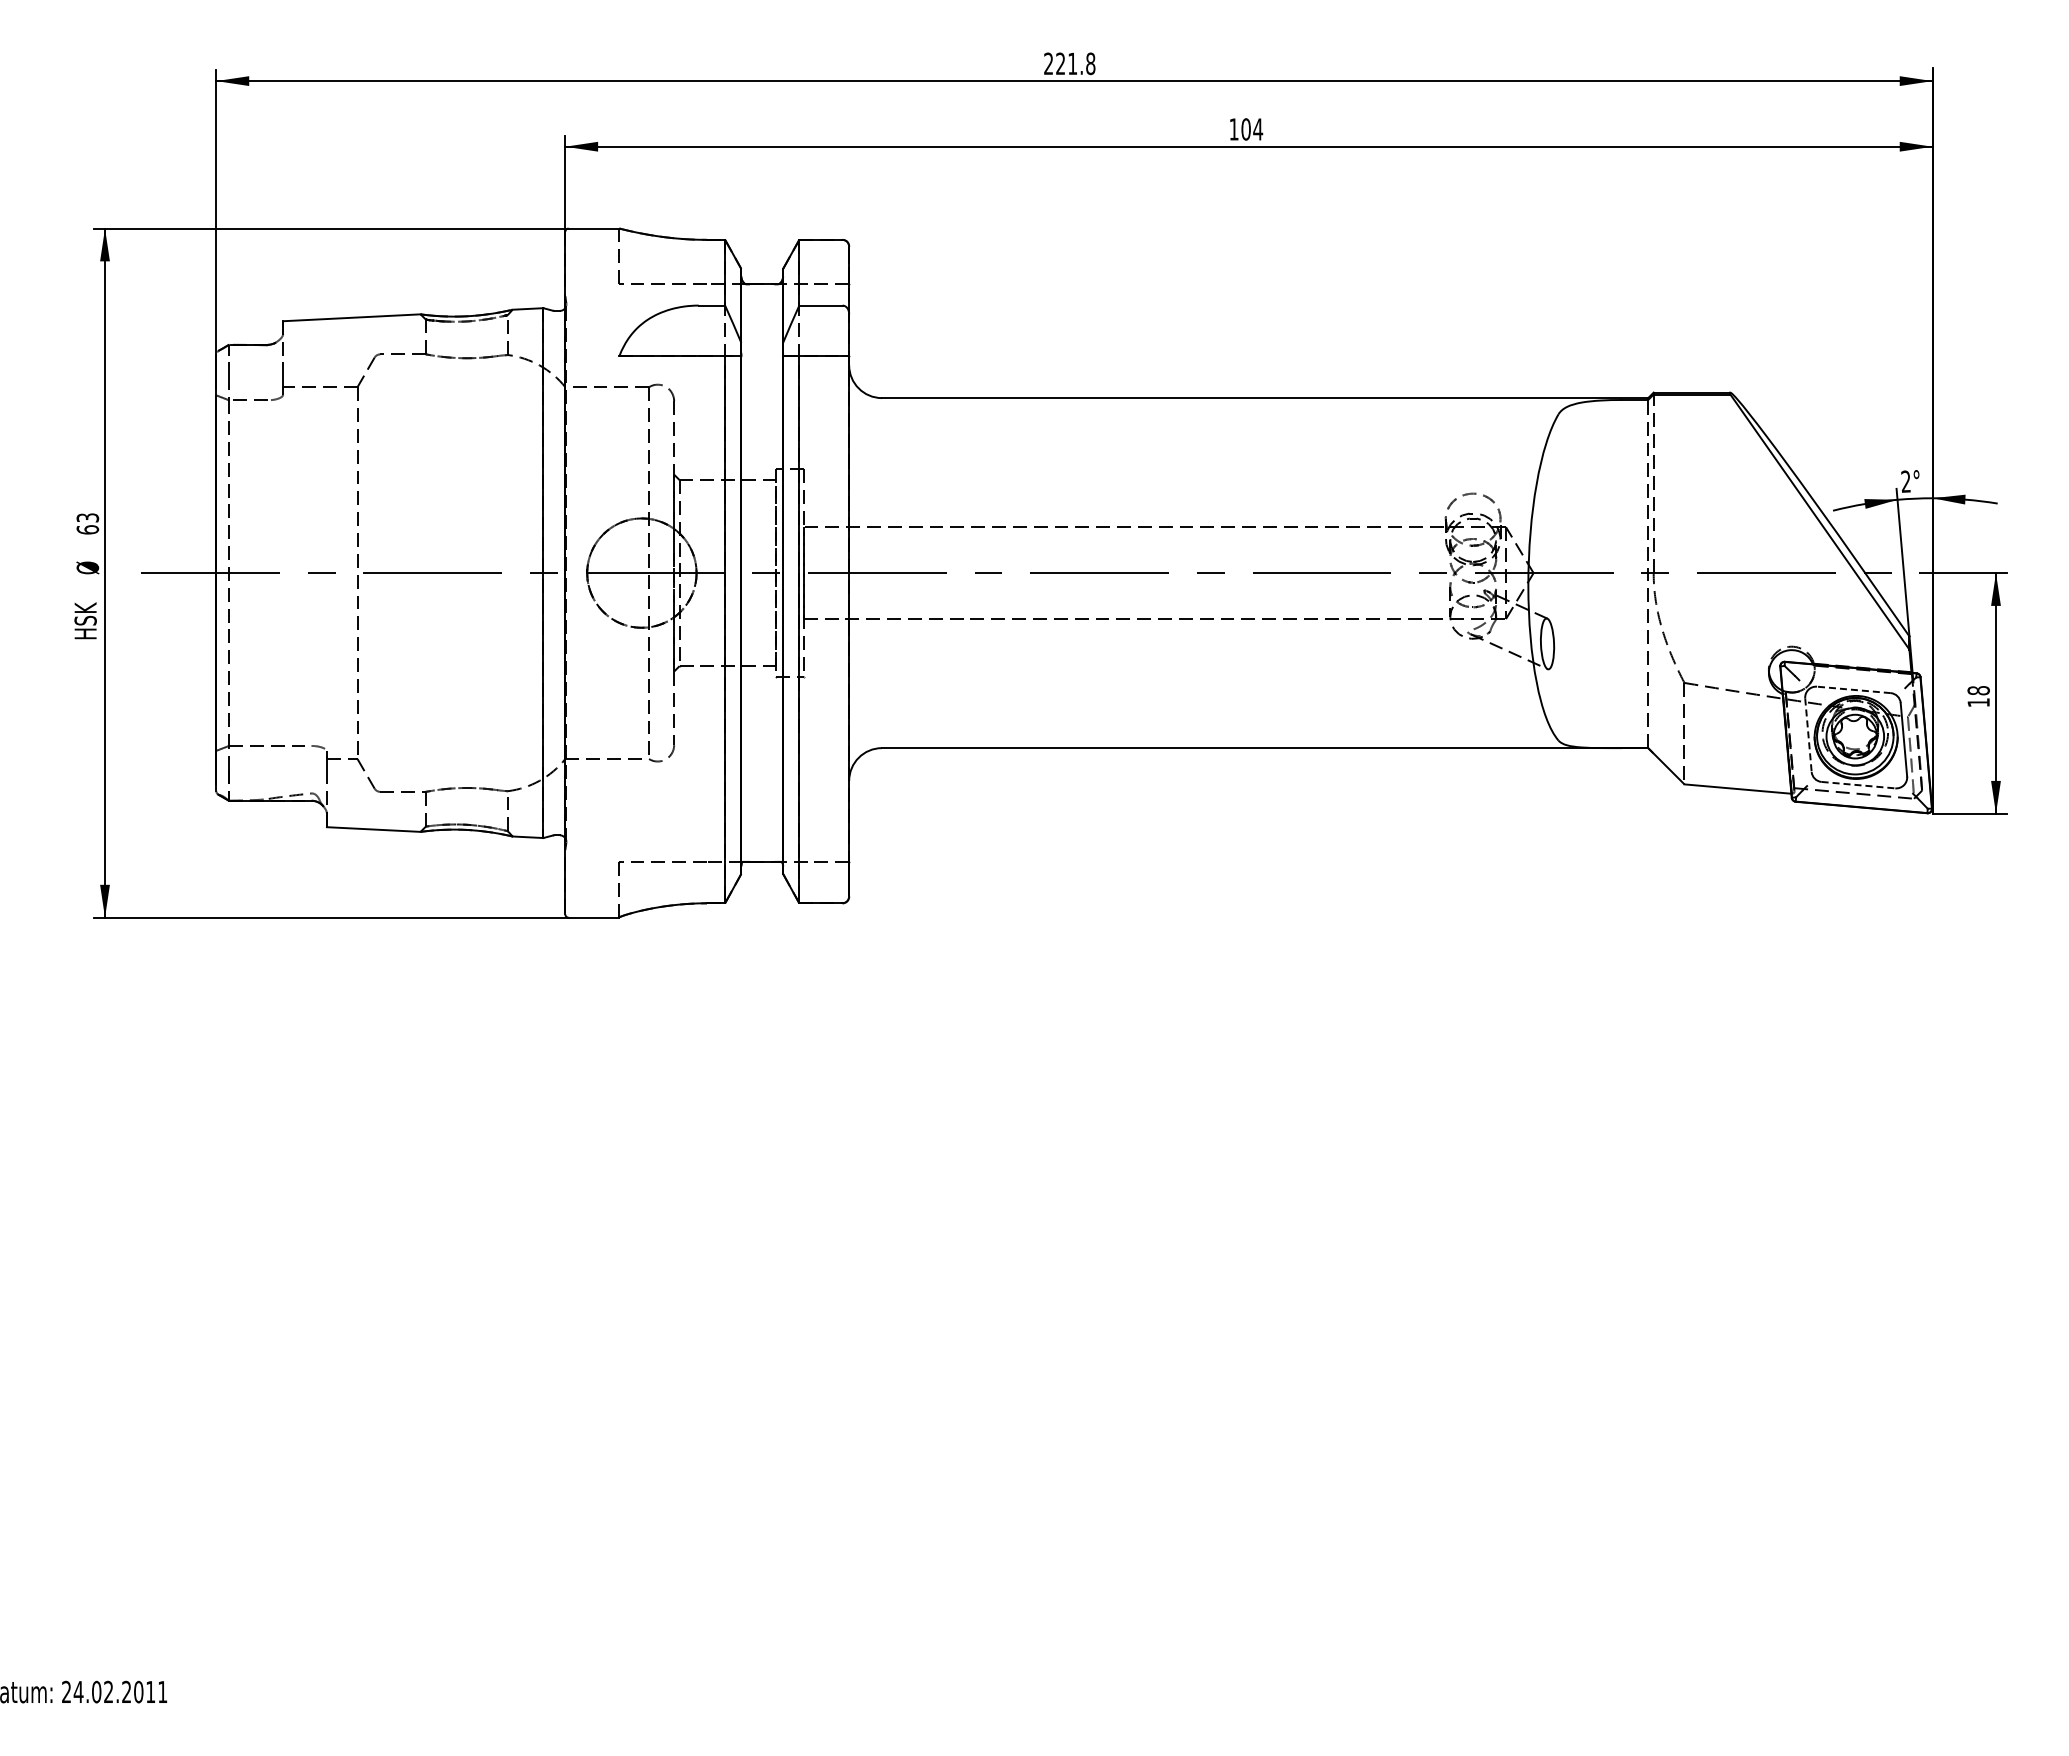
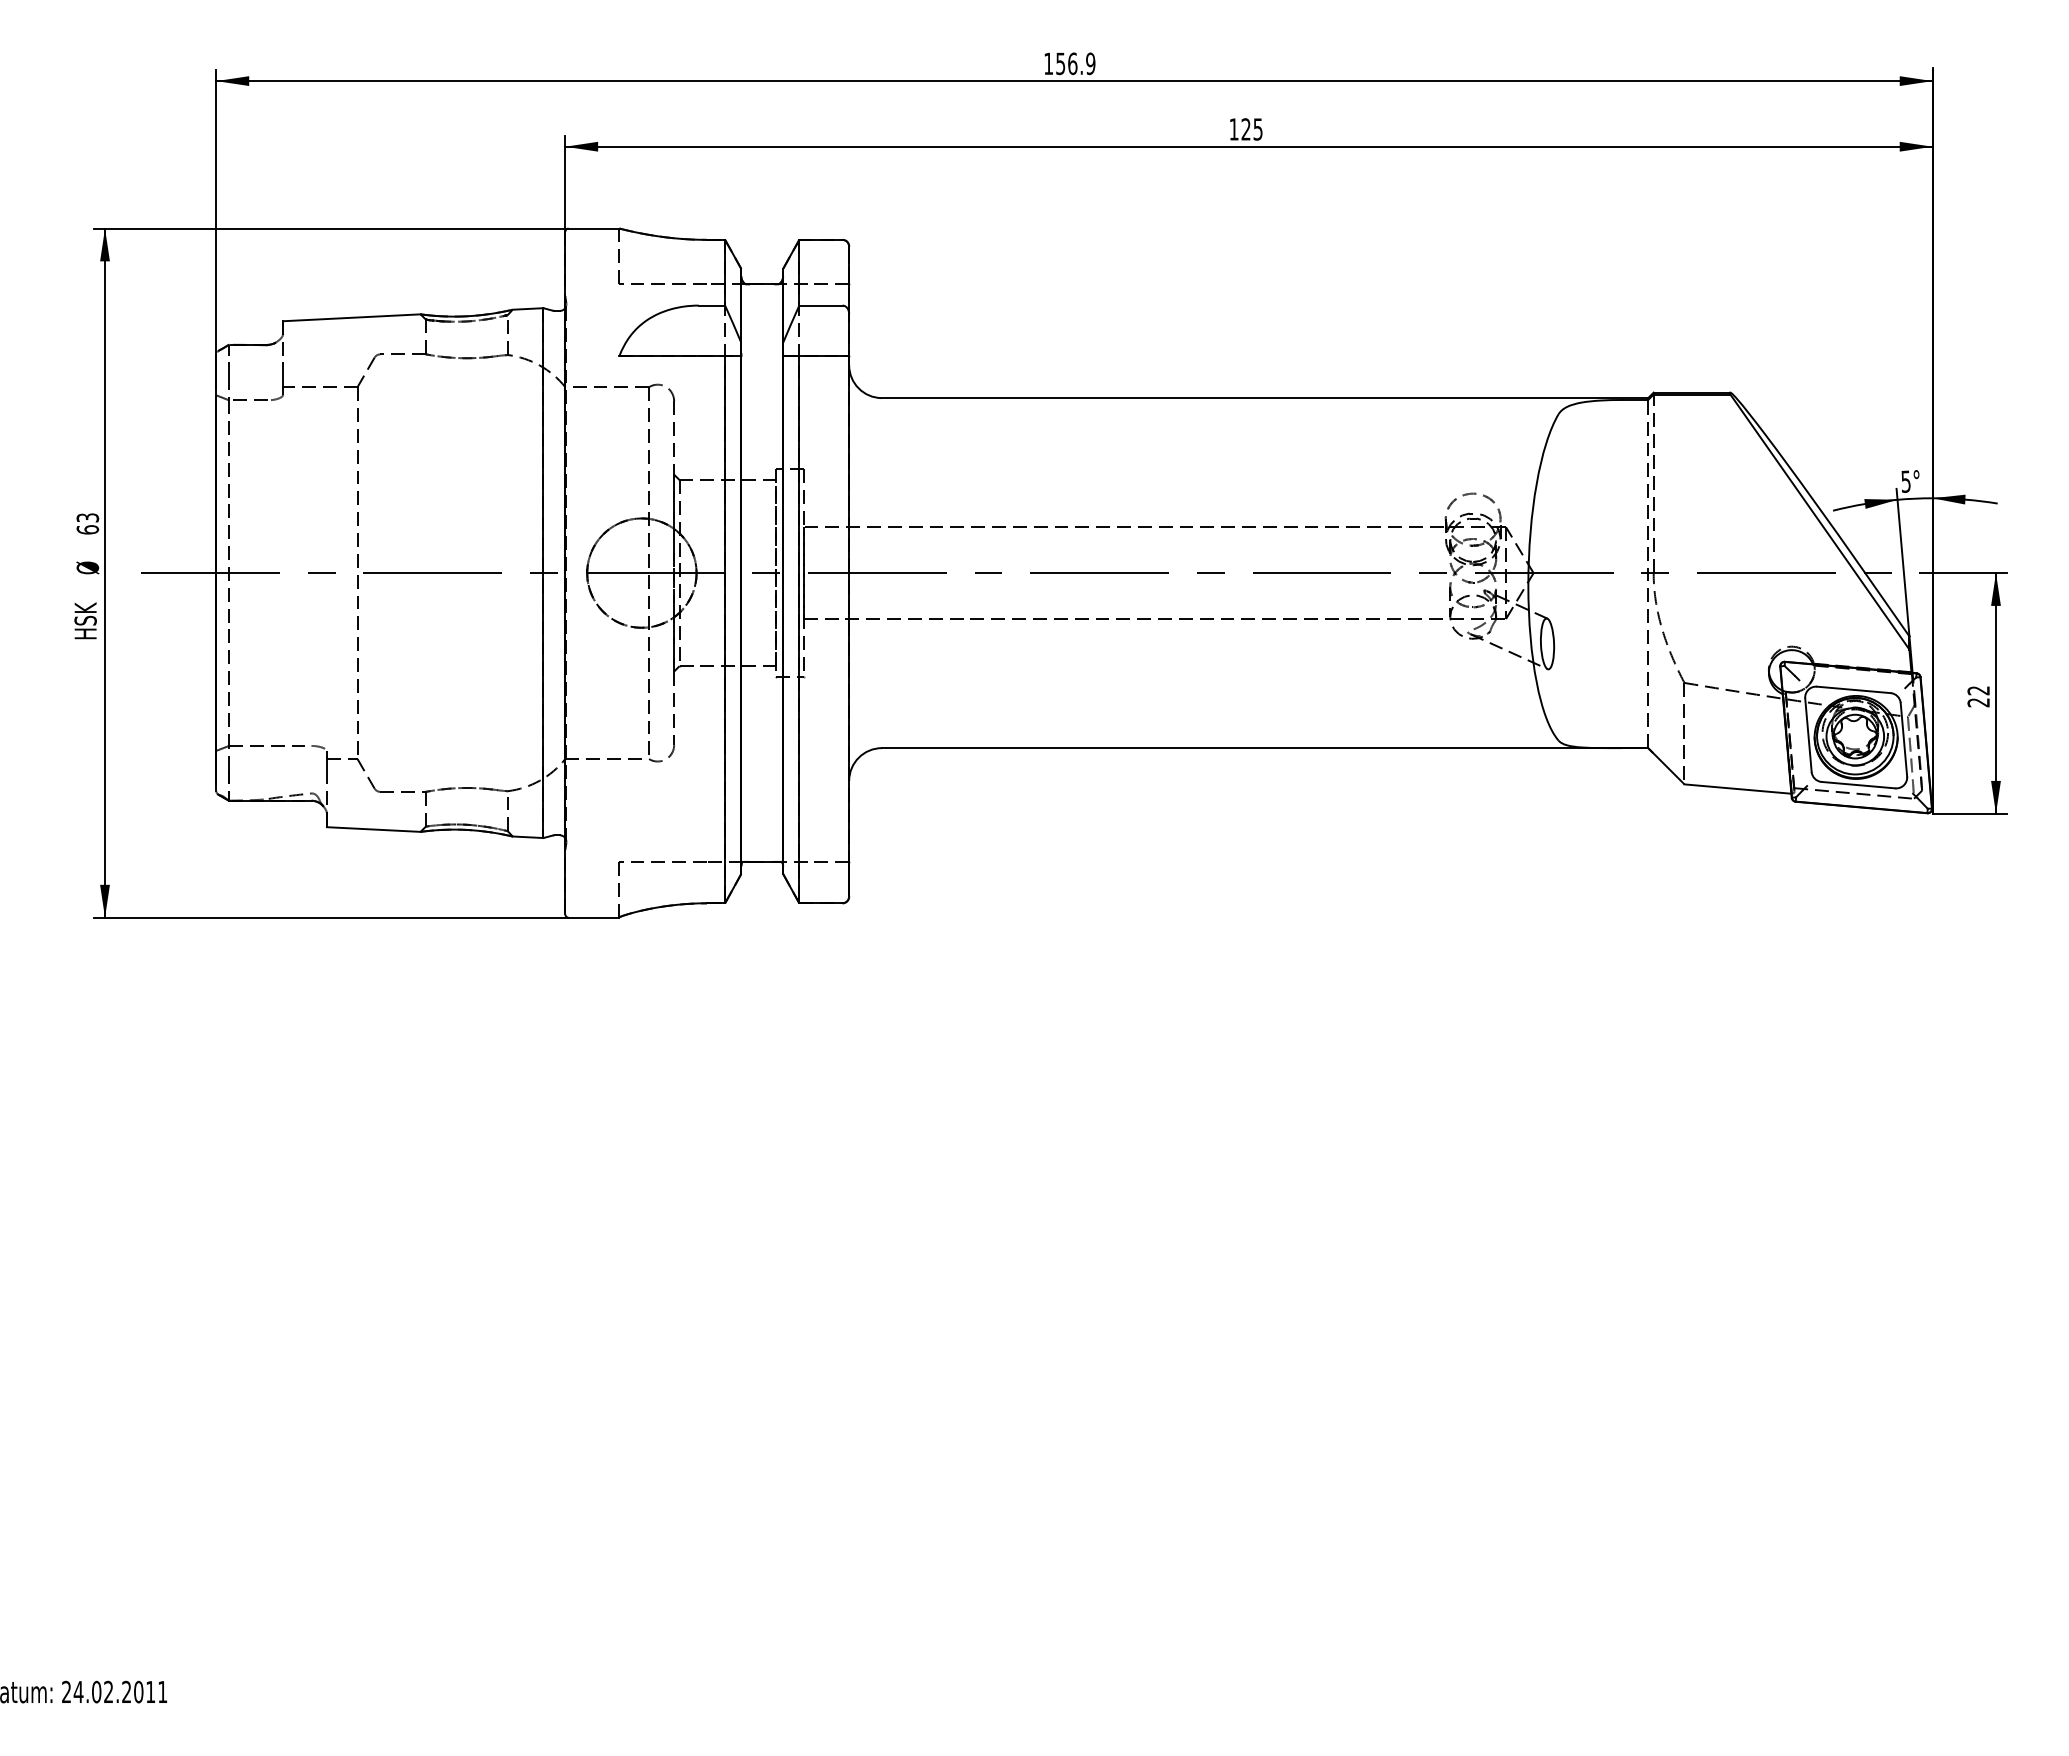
text: 221.8 -> 156.9 (1069, 63)
text: 104 -> 125 (1252, 129)
text: 2° -> 5° (1905, 481)
line: dashed -> solid (1853, 689)
text: 18 -> 22 (1978, 696)
line: dashed -> solid (1808, 735)
line: dashed -> solid (1858, 785)
